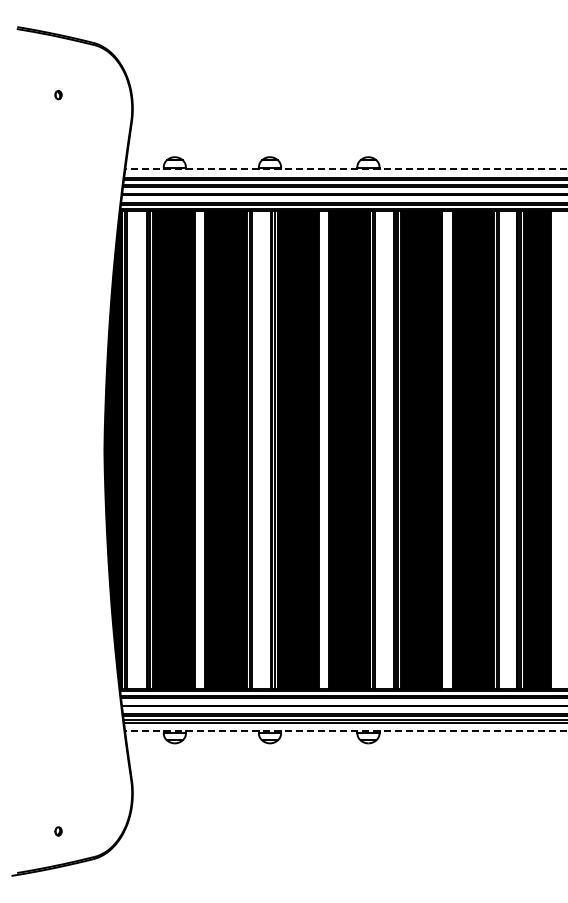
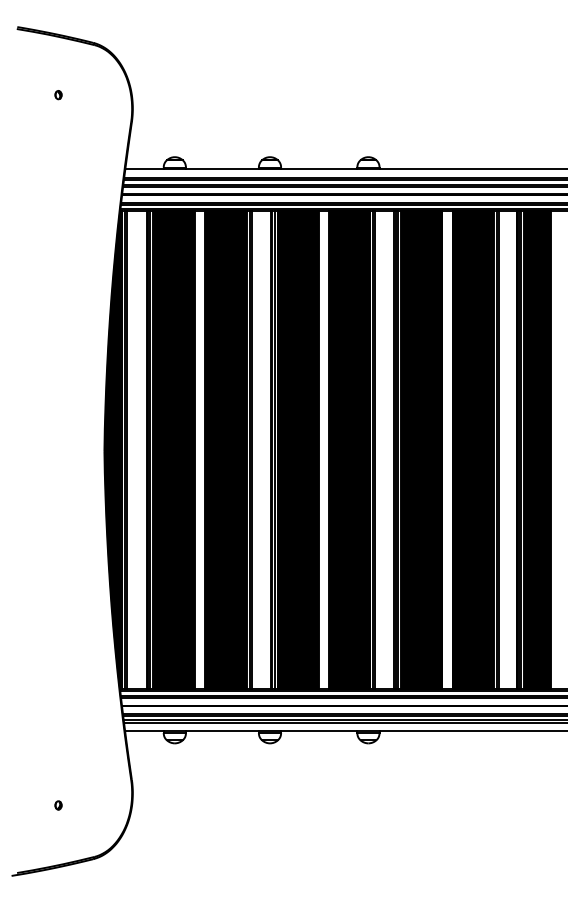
line: dashed -> solid (346, 169)
line: dashed -> solid (346, 731)
part position: (58, 831) -> (58, 805) (58, 805)
